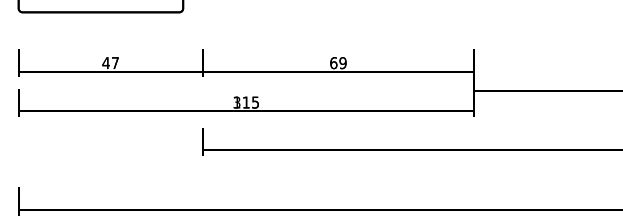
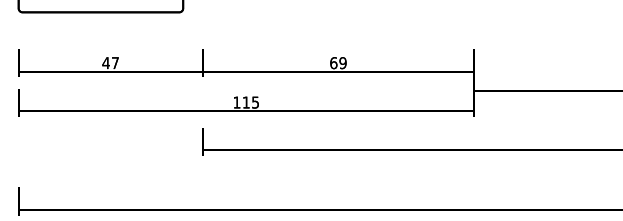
text: 315 -> 115 (236, 102)
